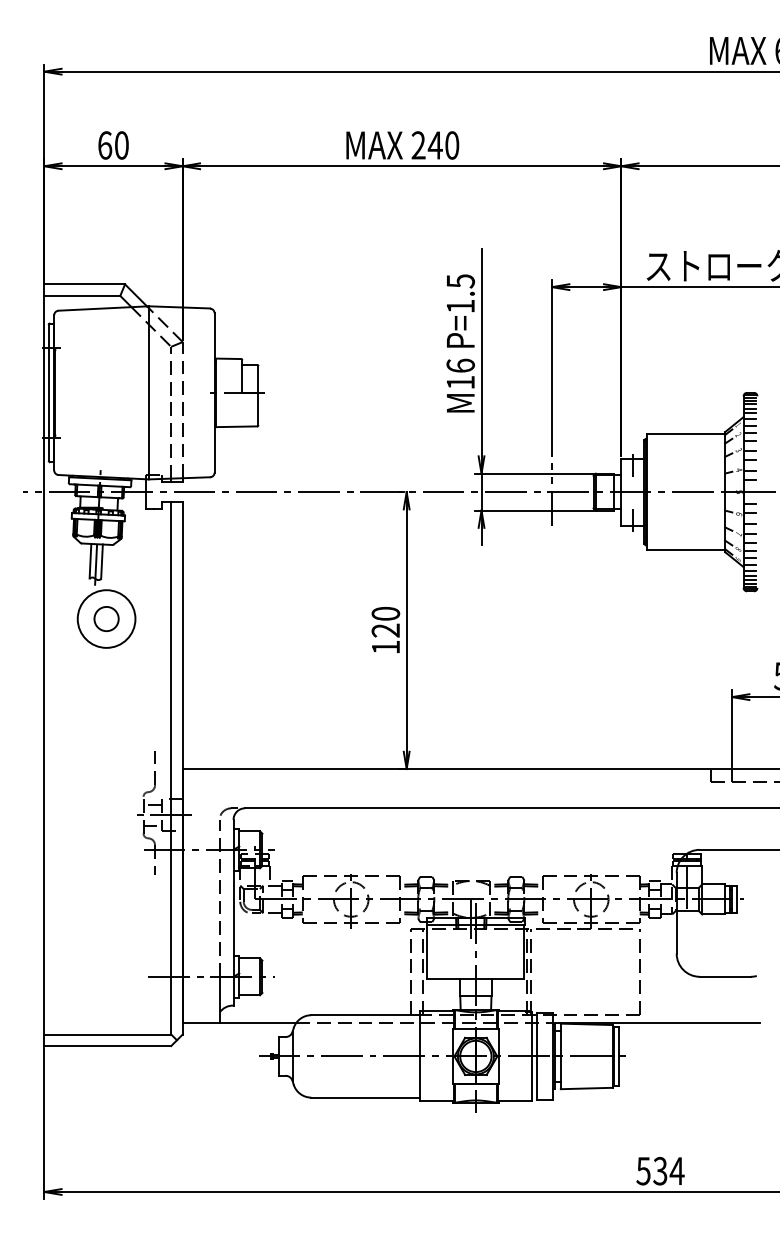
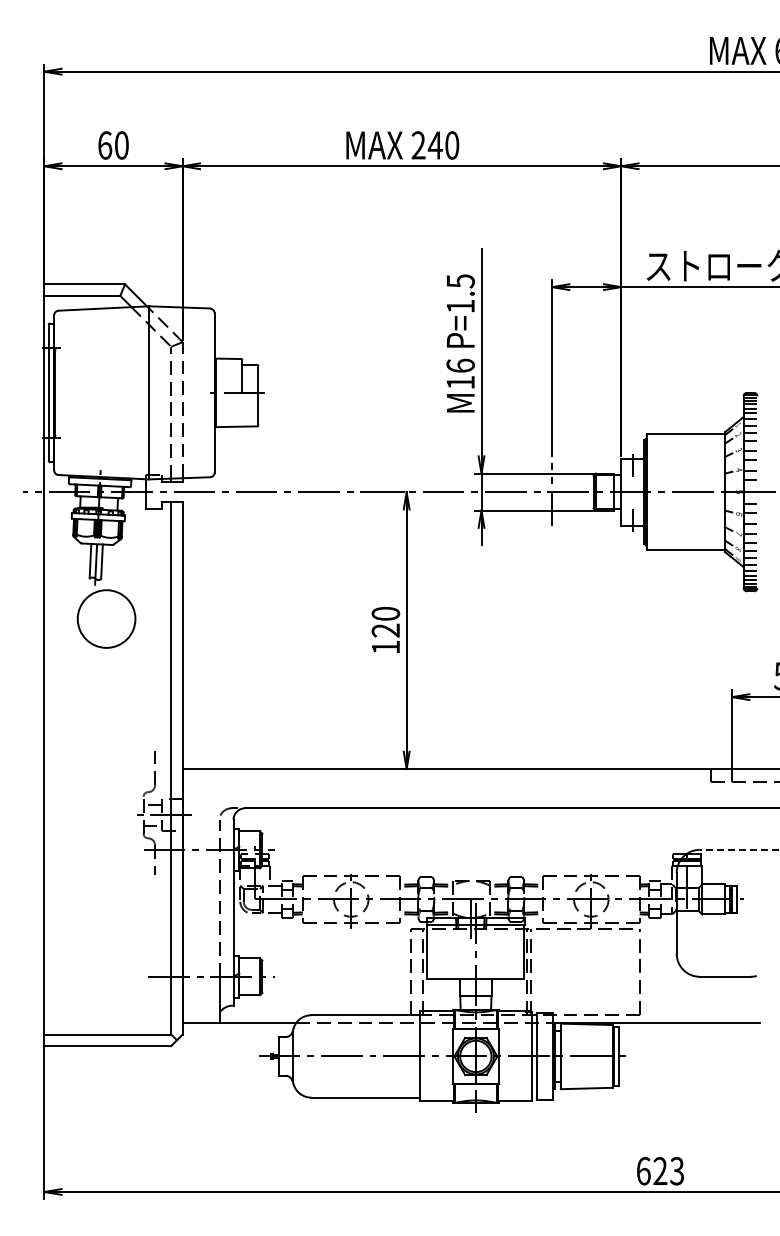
circle: present -> none (106, 619)
line: solid -> dashed (739, 849)
text: 534 -> 623 (660, 1170)
